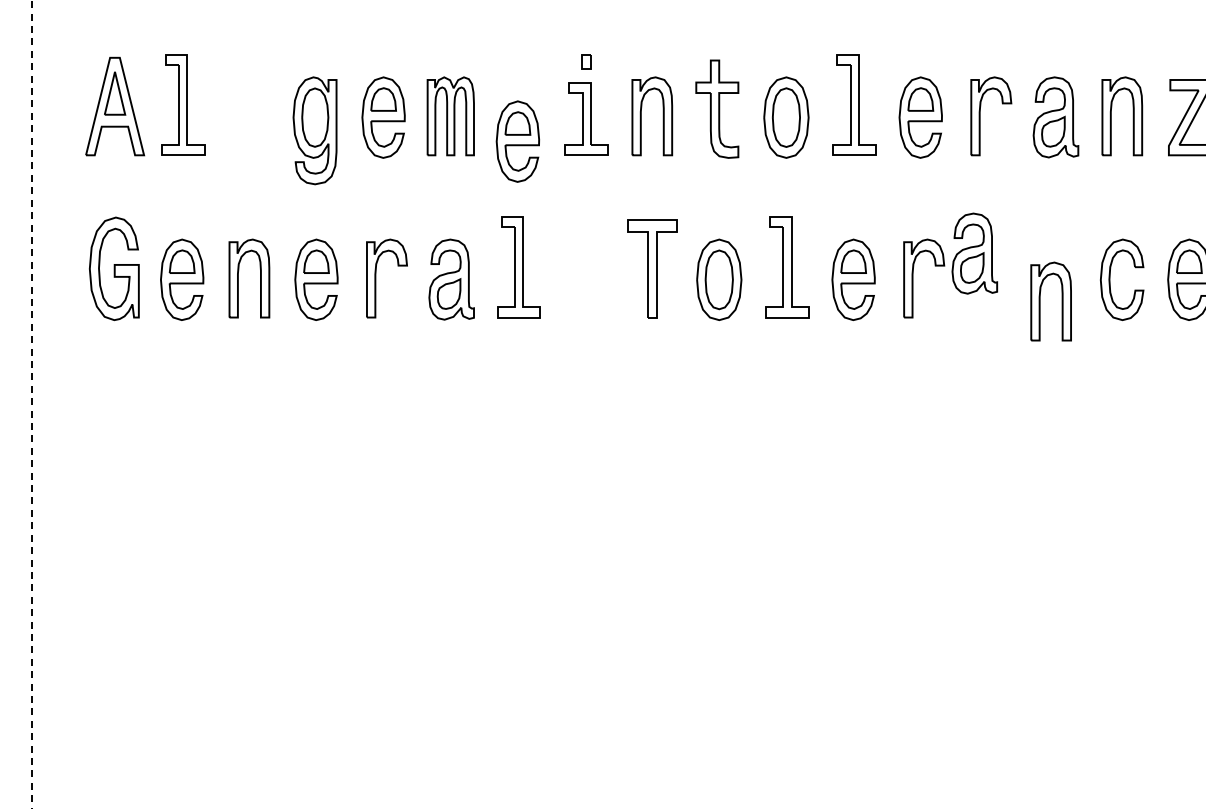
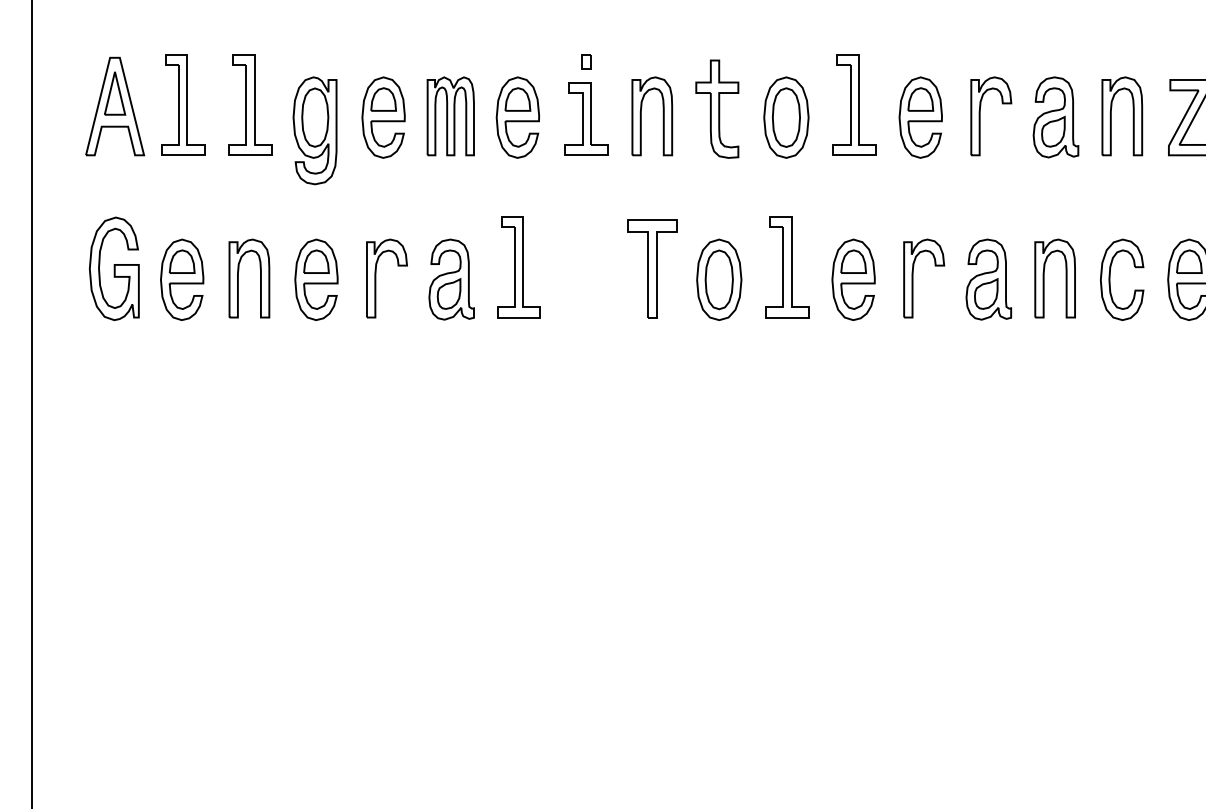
part: none -> present (250, 104)
part position: (517, 141) -> (517, 117) (517, 117)
part position: (974, 253) -> (988, 279) (988, 279)
part position: (1040, 301) -> (1044, 278) (1044, 278)
line: dashed -> solid (32, 404)
